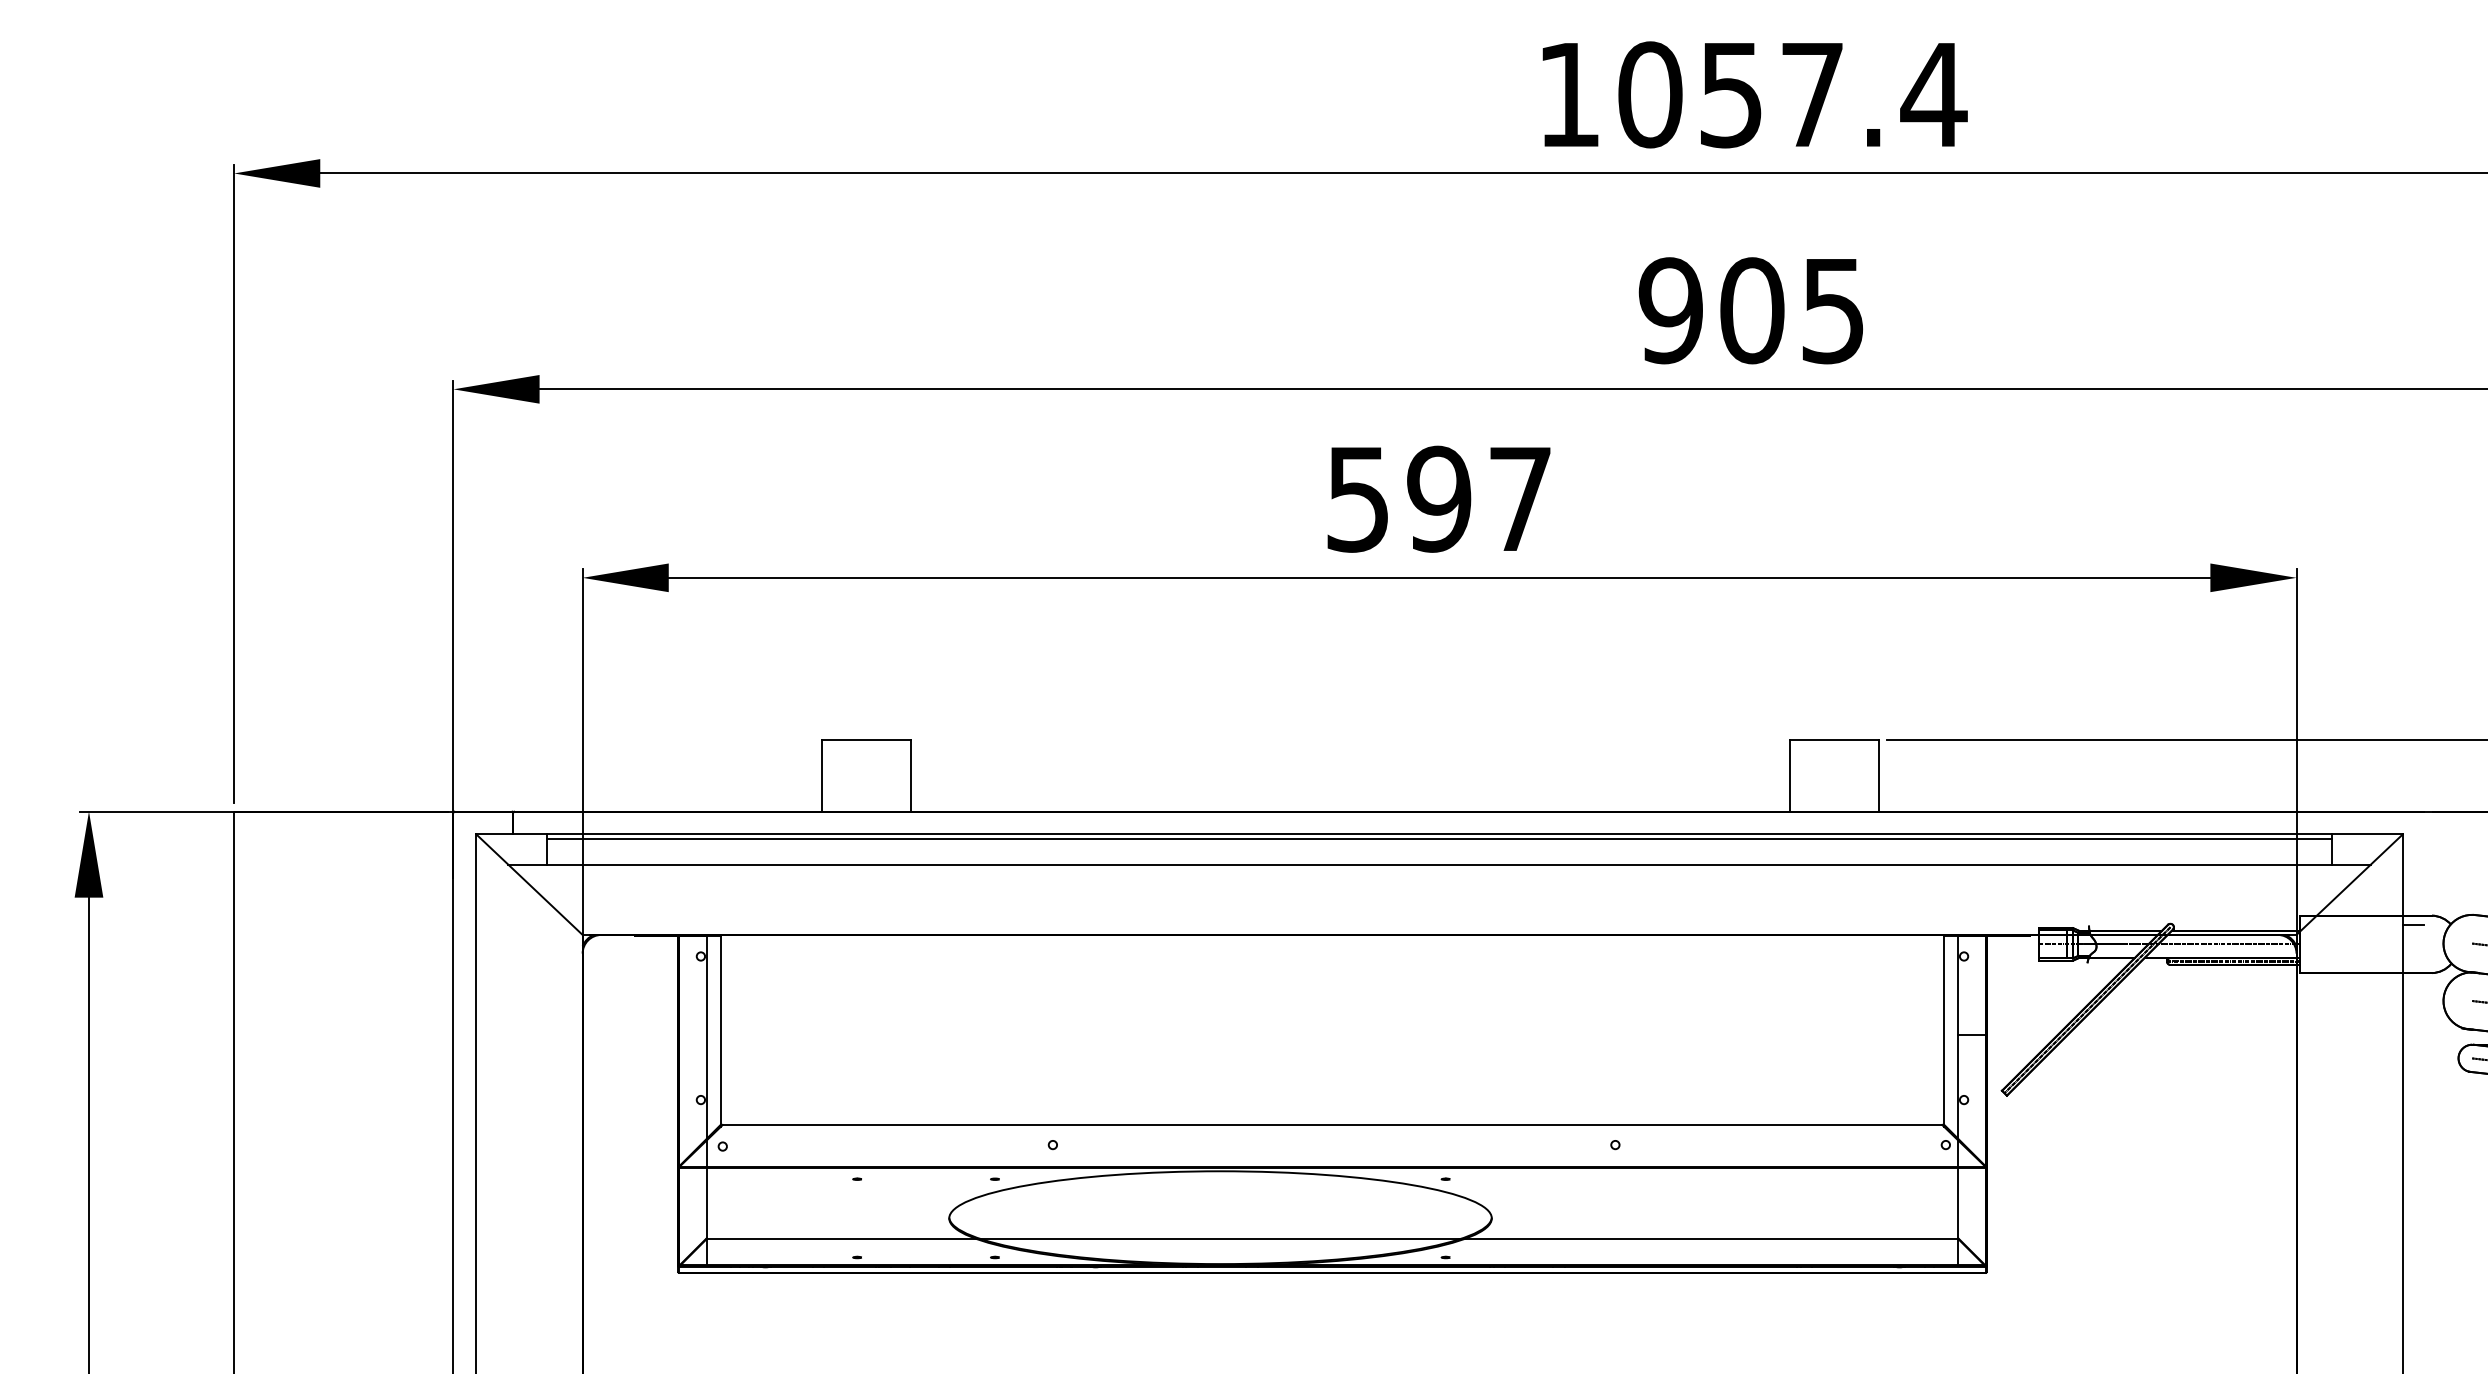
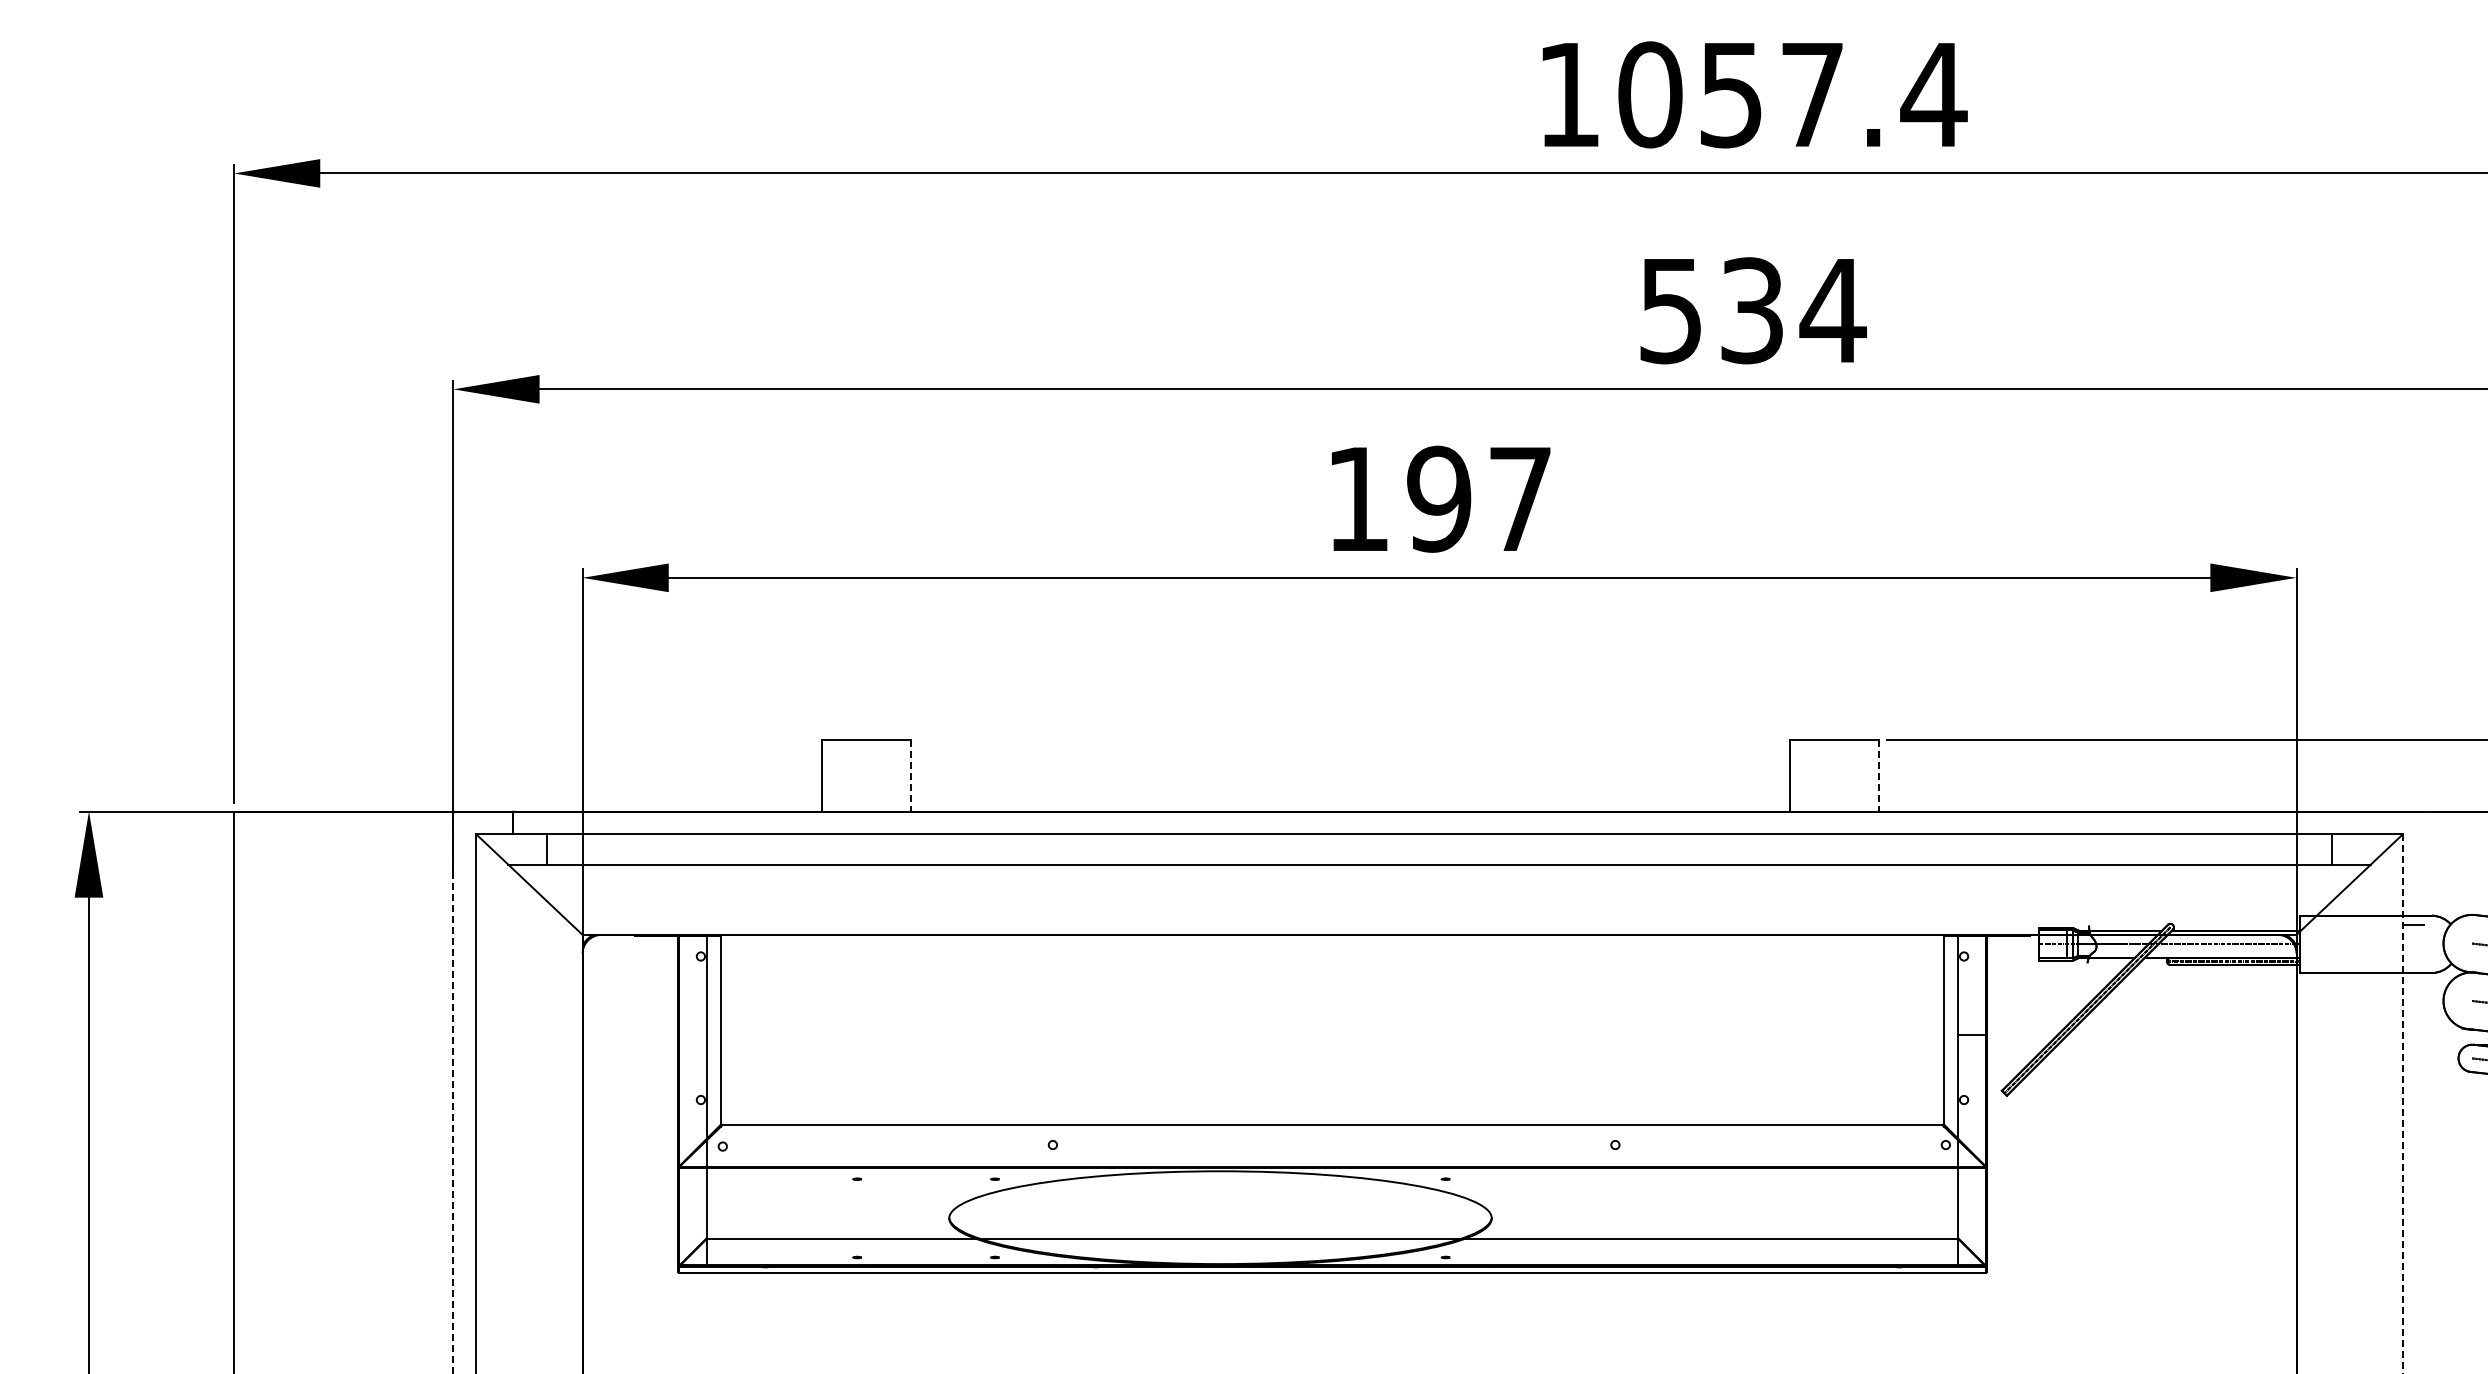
text: 905 -> 534 (1752, 310)
text: 597 -> 197 (1357, 499)
line: solid -> dashed (911, 775)
line: solid -> dashed (1878, 775)
line: present -> none (1439, 838)
line: solid -> dashed (453, 1093)
line: solid -> dashed (2402, 1104)
